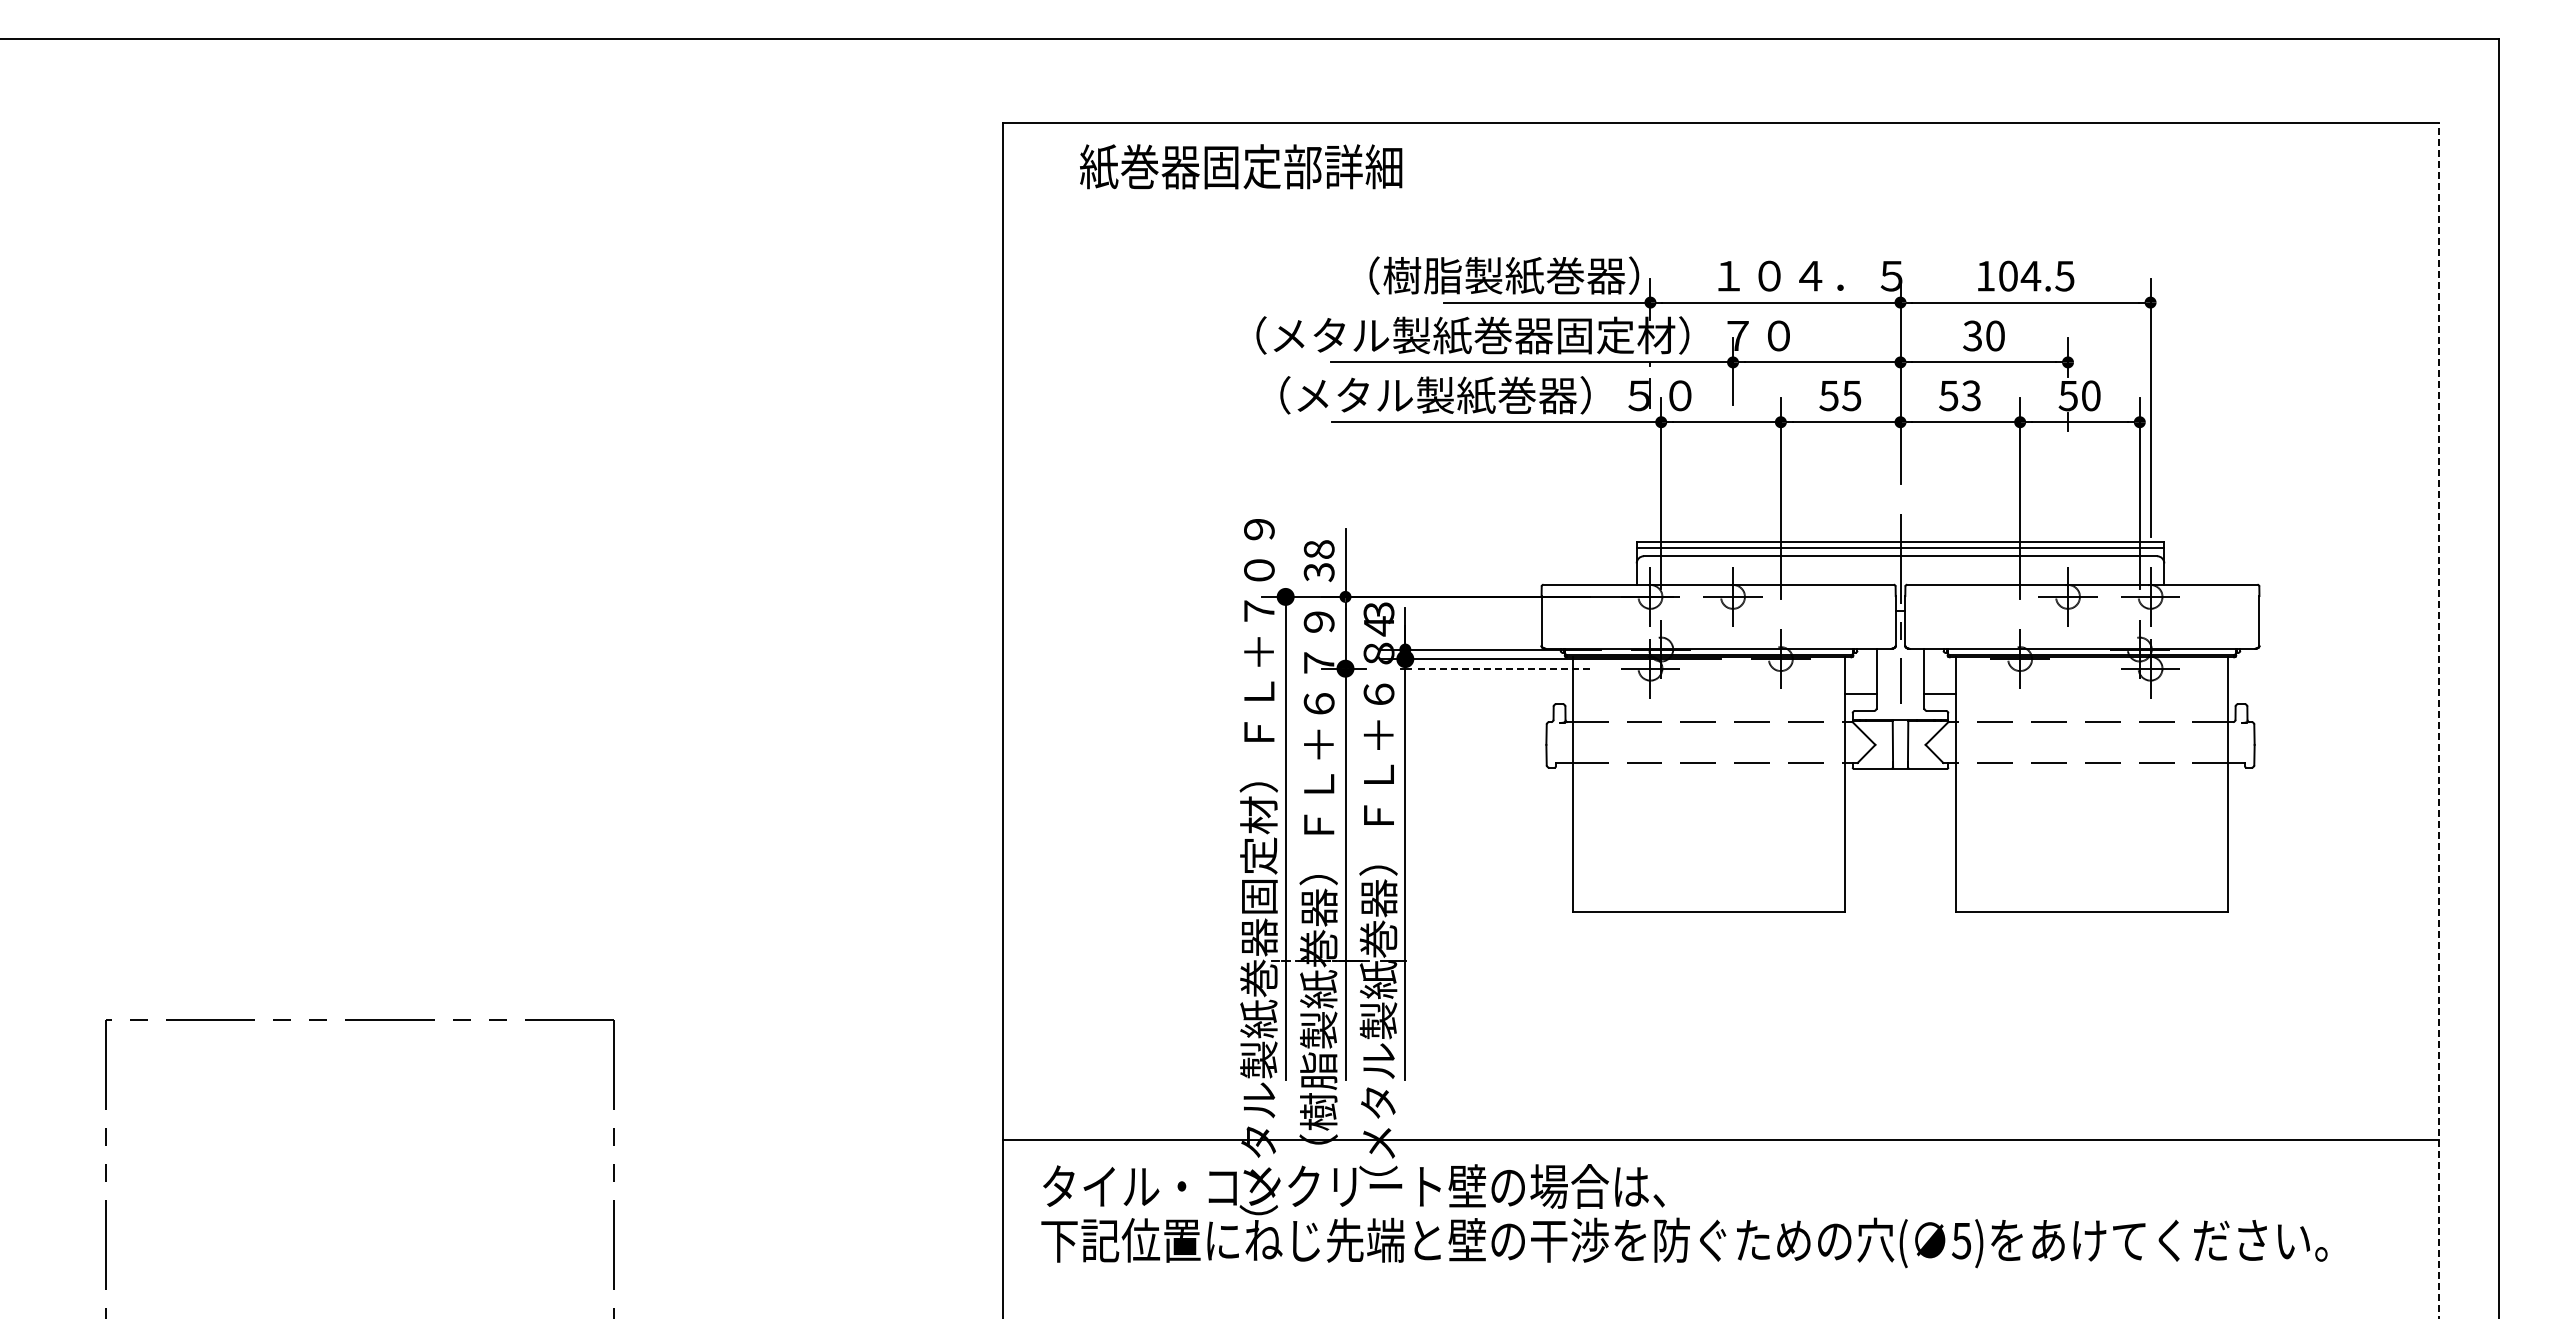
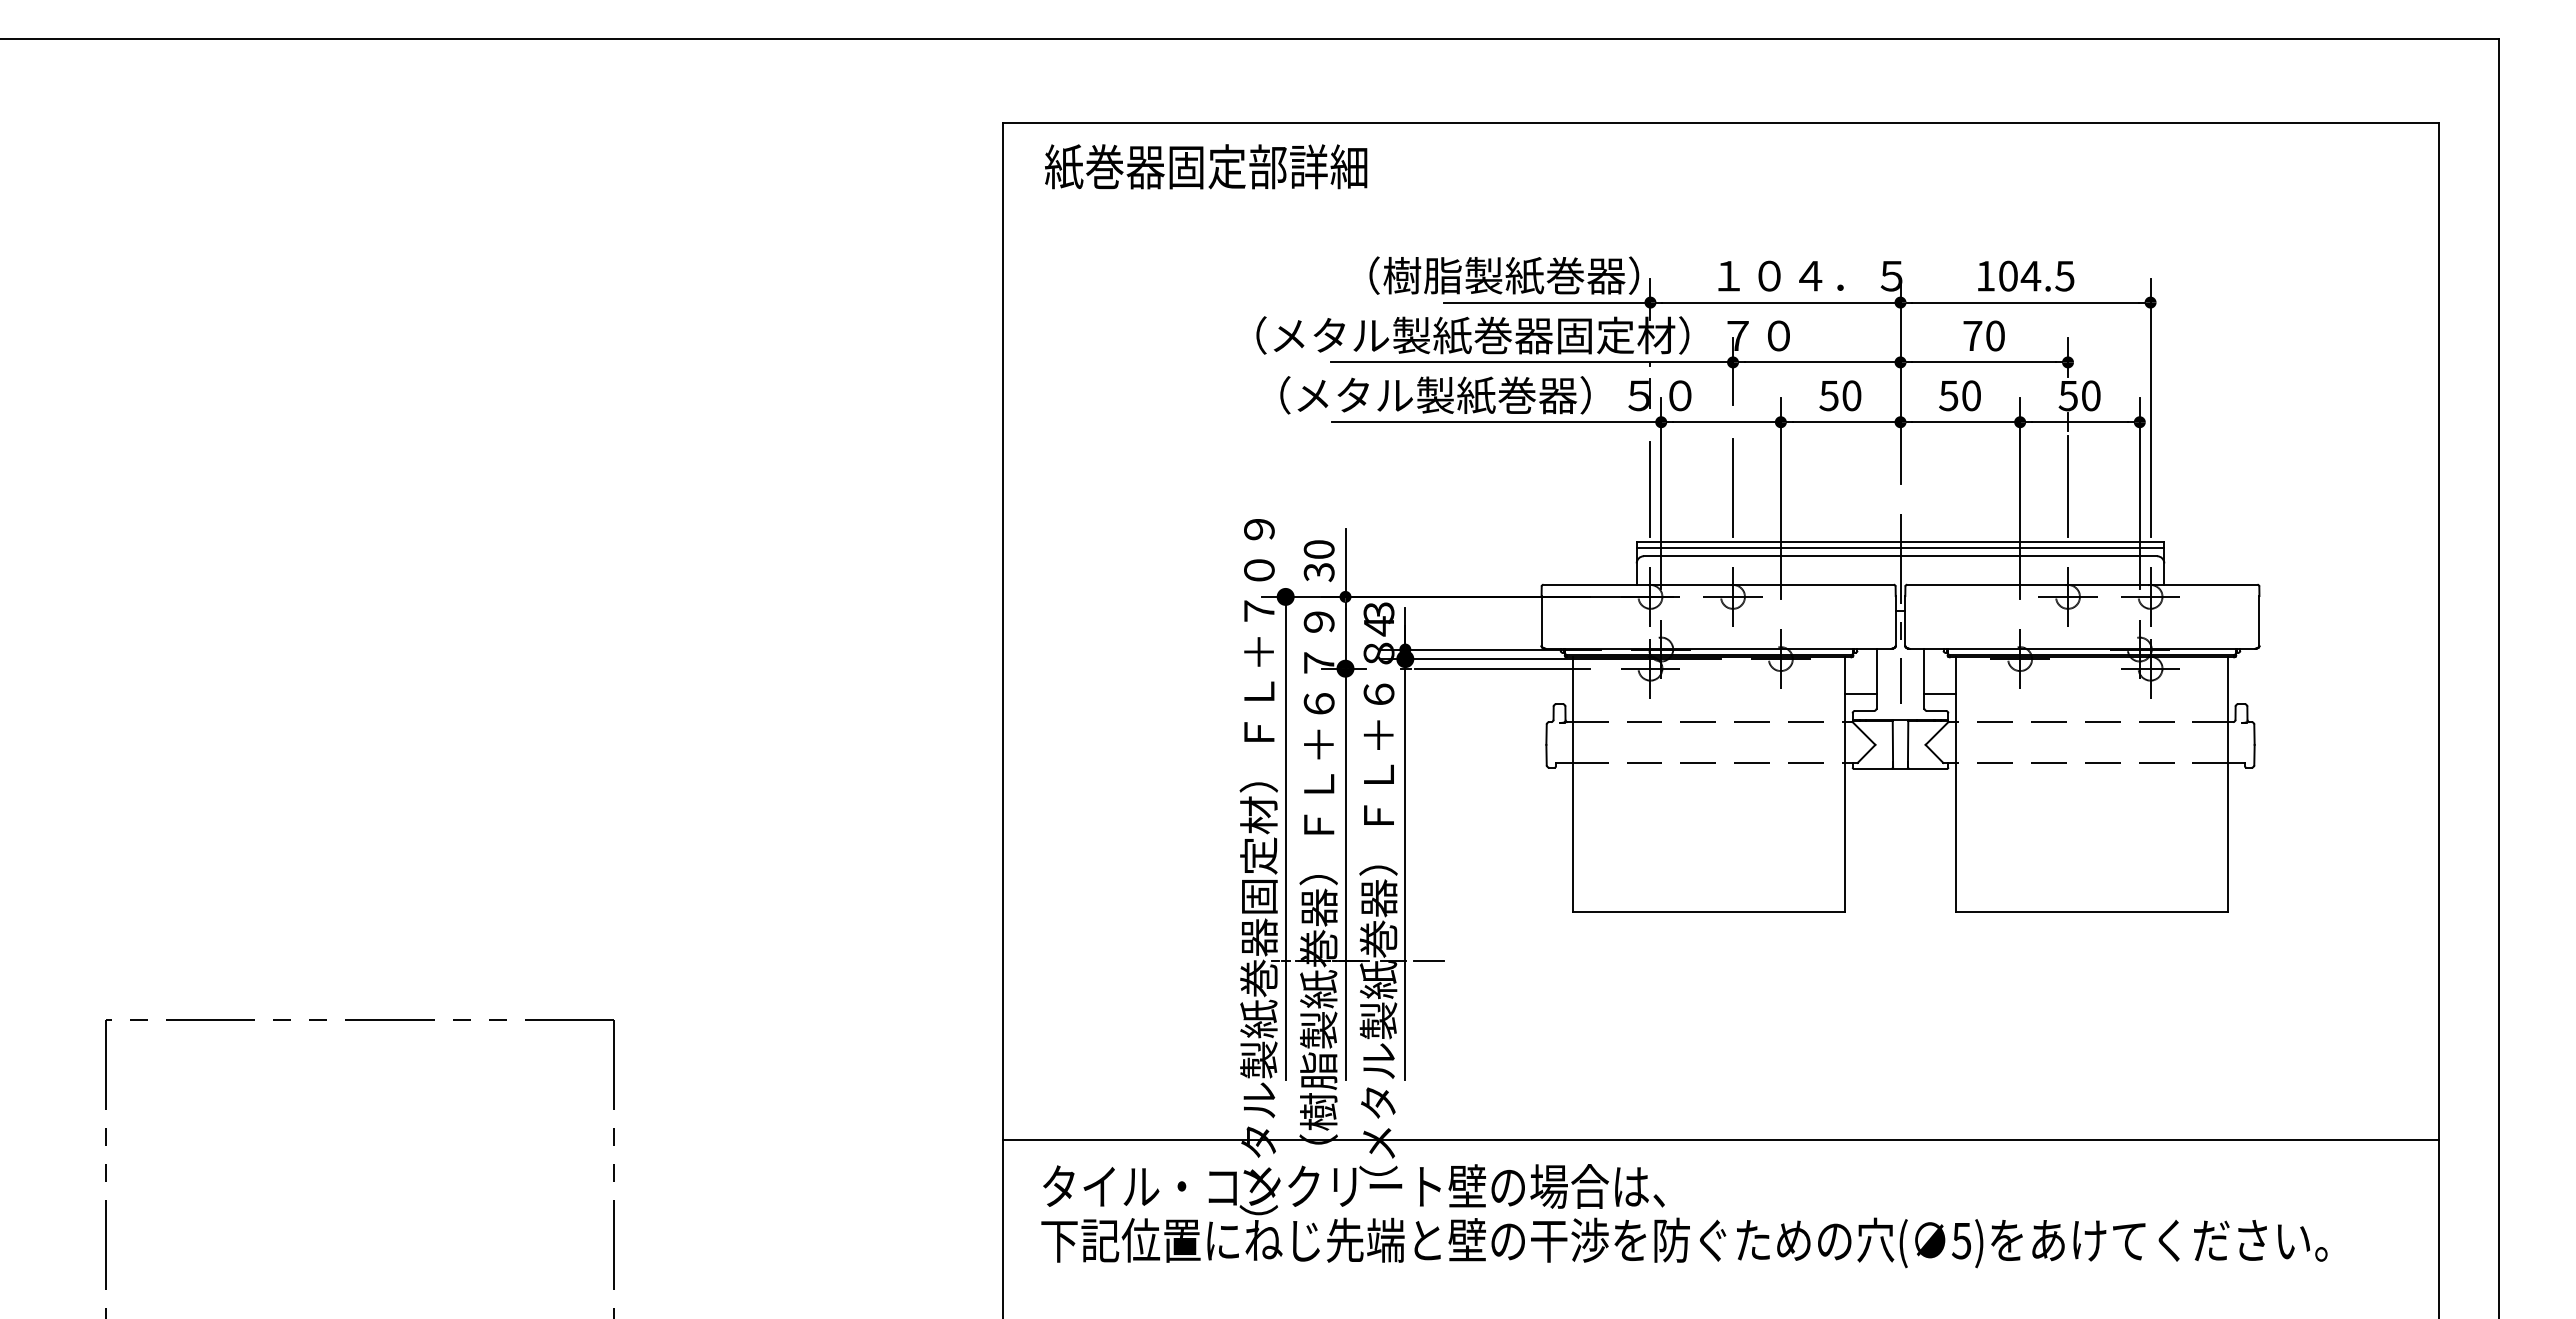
text position: (1241, 166) -> (1206, 166) (1206, 166)
text: 30 -> 70 (1972, 335)
text: 55 -> 50 (1851, 395)
text: 53 -> 50 (1970, 395)
line: none -> present (2068, 486)
line: none -> present (1733, 487)
line: none -> present (1650, 488)
text: 38 -> 30 (1319, 549)
line: dashed -> solid (1502, 668)
line: dashed -> solid (2438, 720)
line: none -> present (1429, 960)
